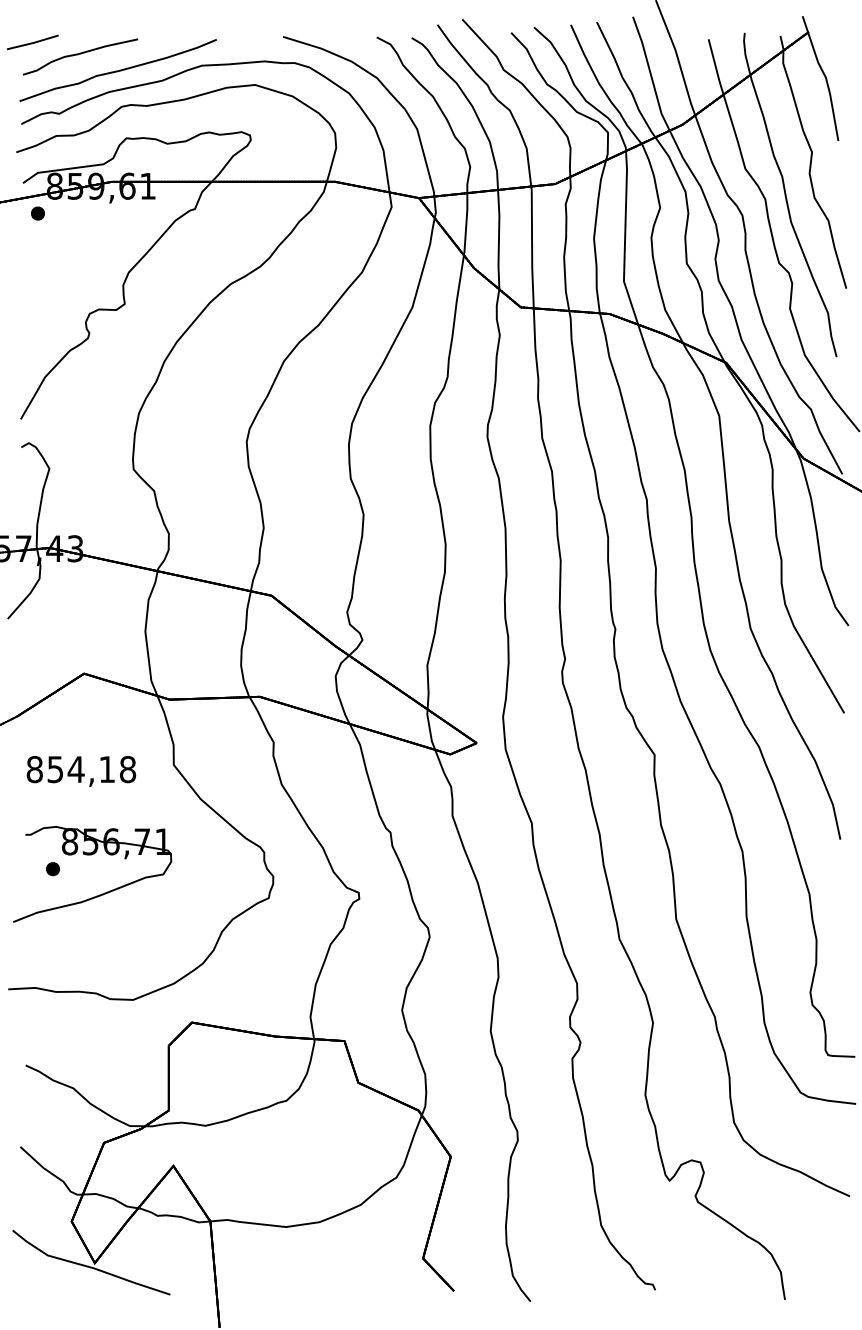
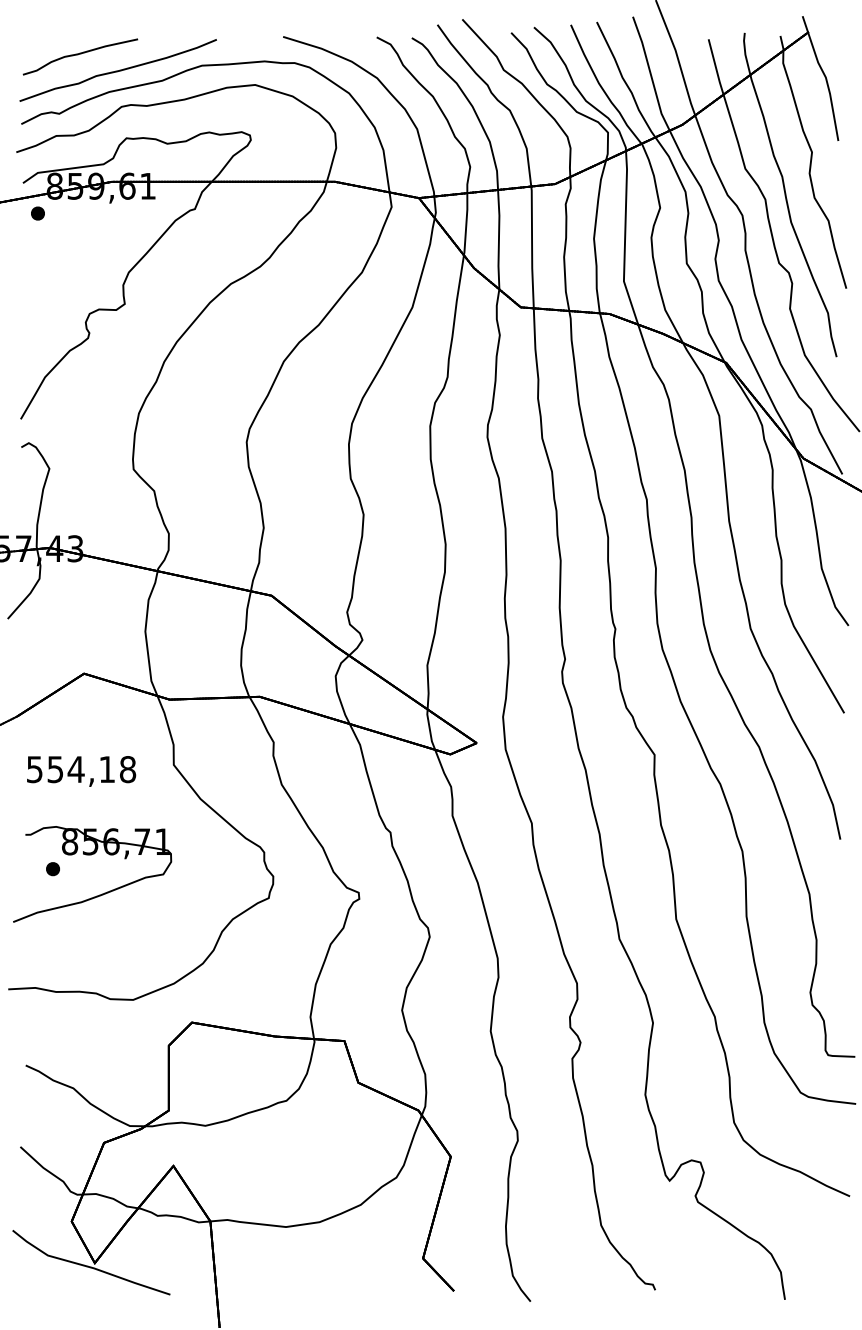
line: present -> none (32, 42)
text: 854,18 -> 554,18 (34, 769)
